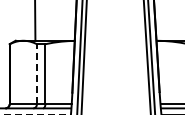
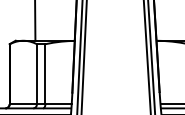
line: dashed -> solid (36, 74)
line: dashed -> solid (35, 114)
